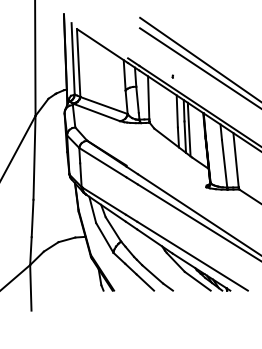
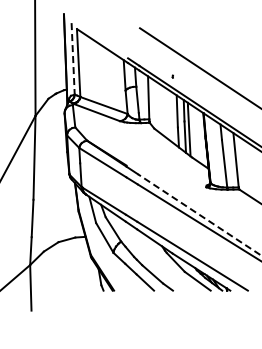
line: solid -> dashed (73, 58)
line: present -> none (199, 58)
line: solid -> dashed (199, 214)
